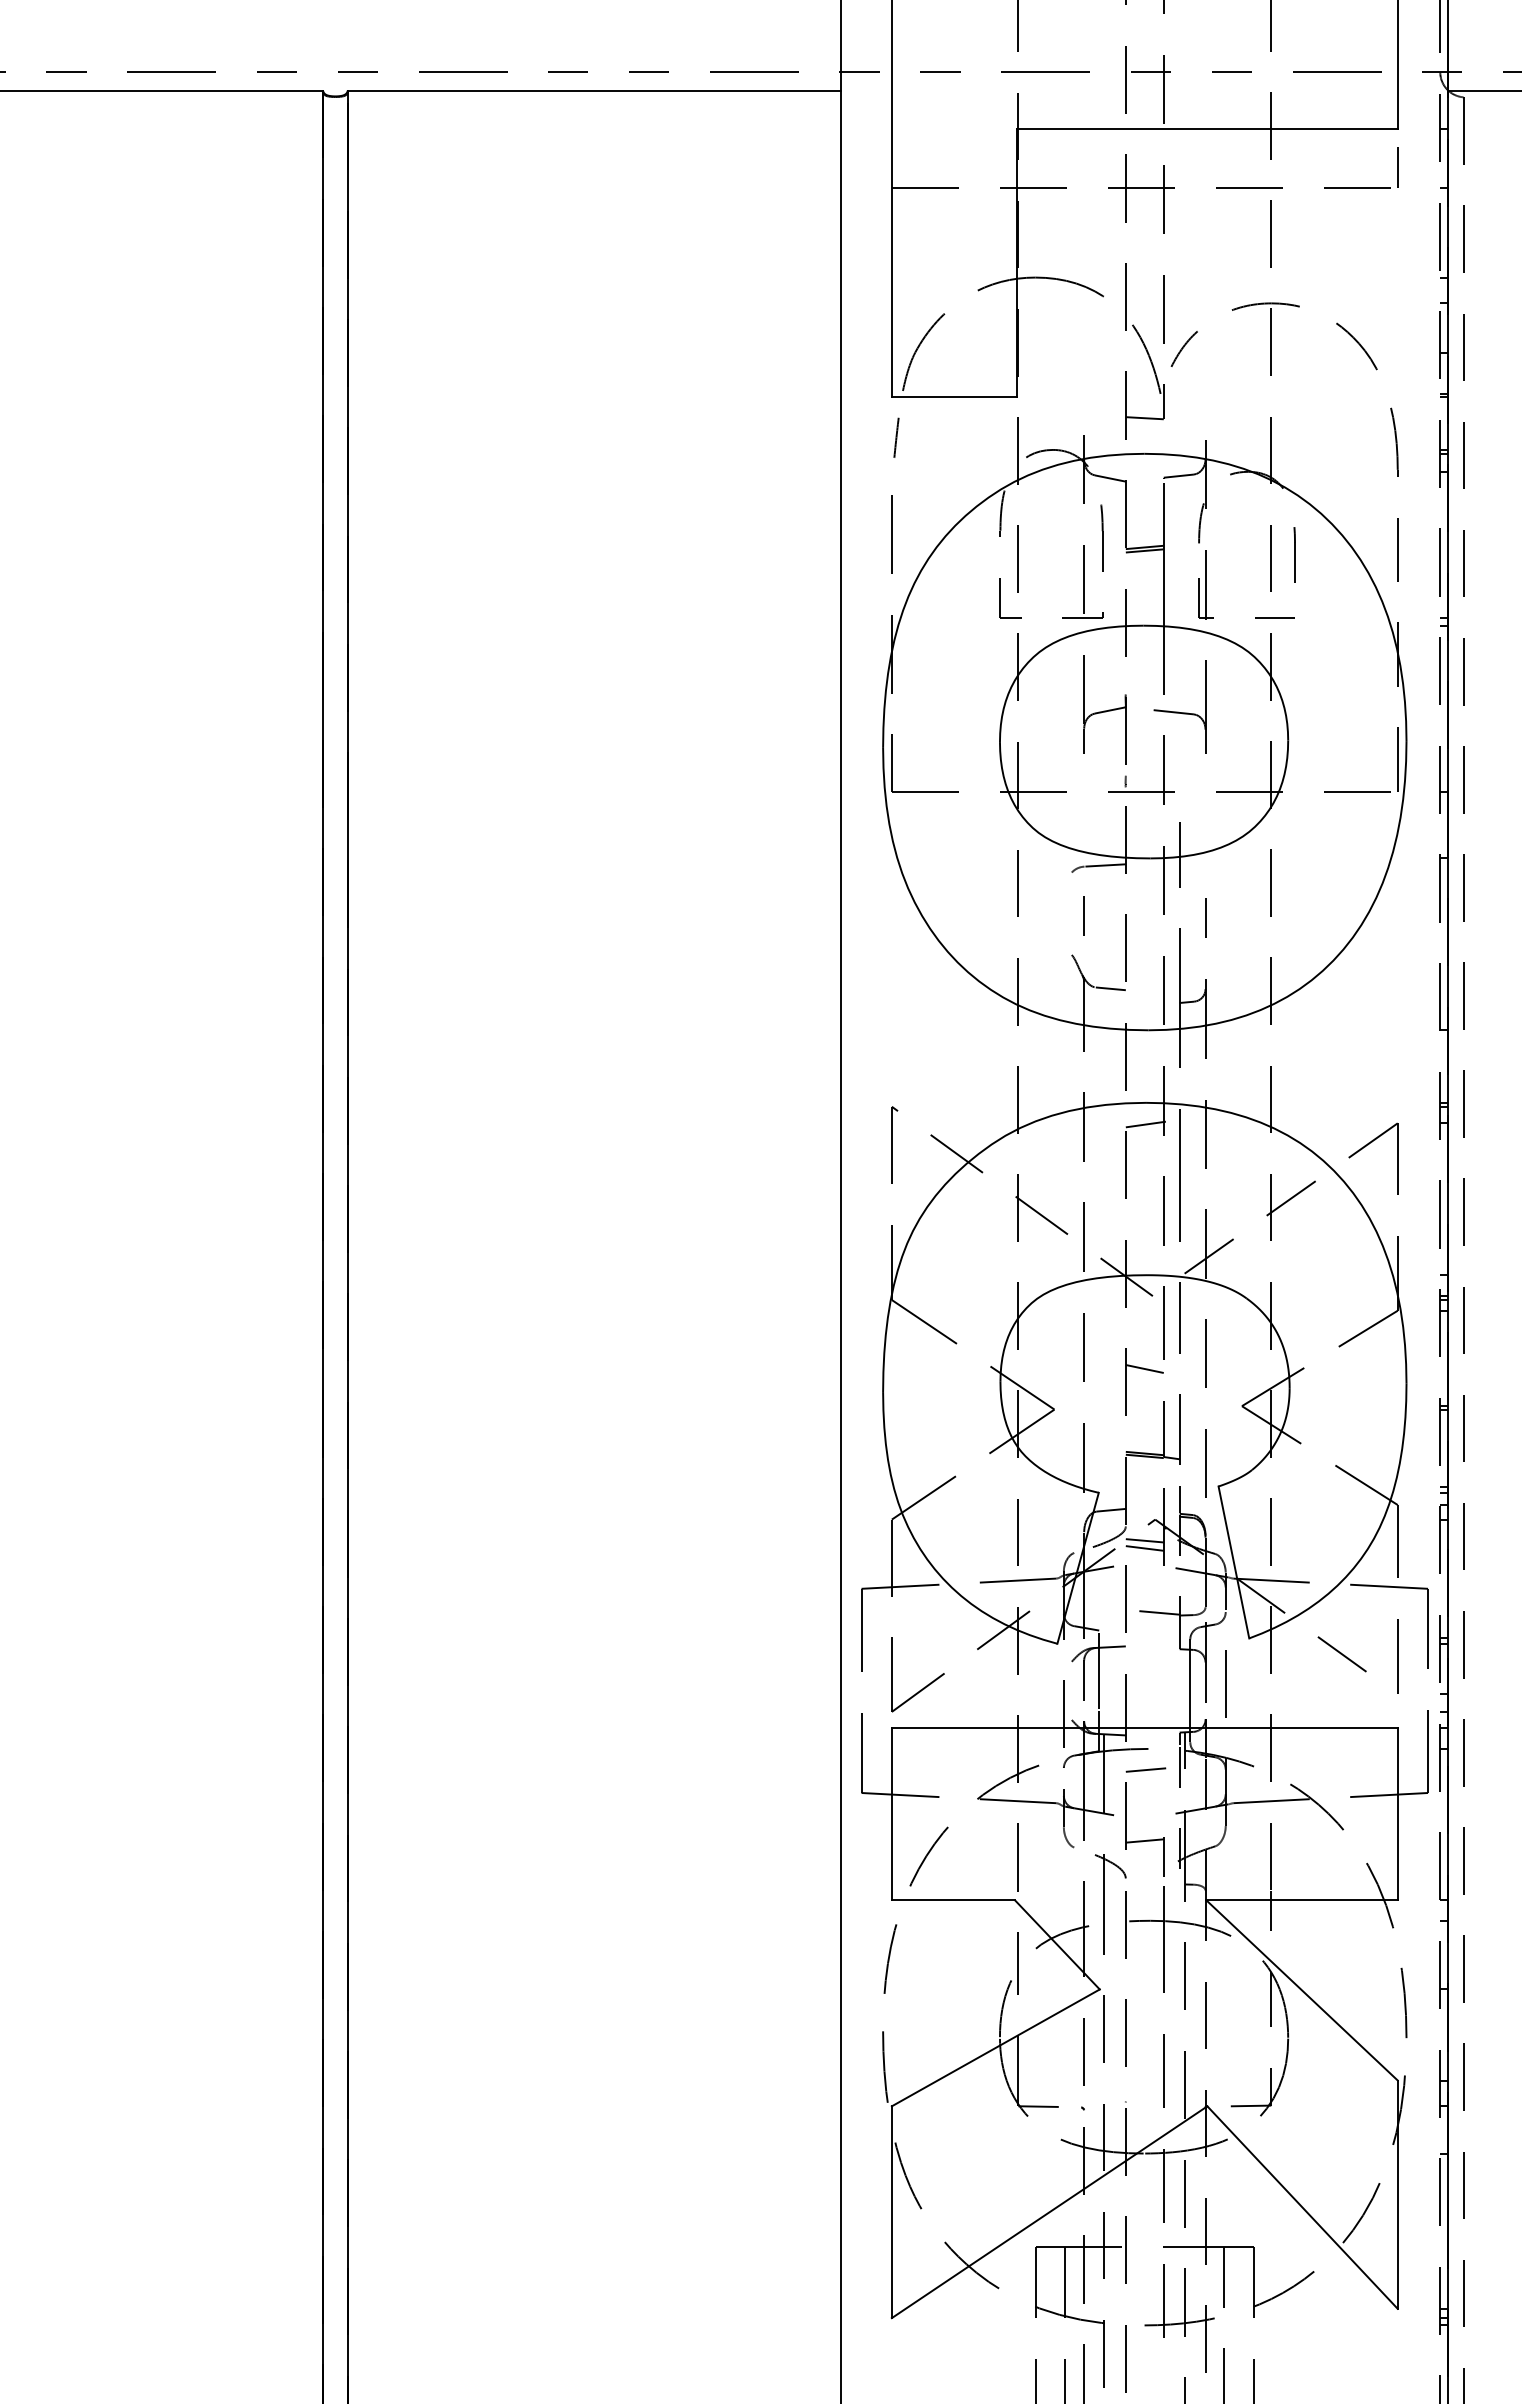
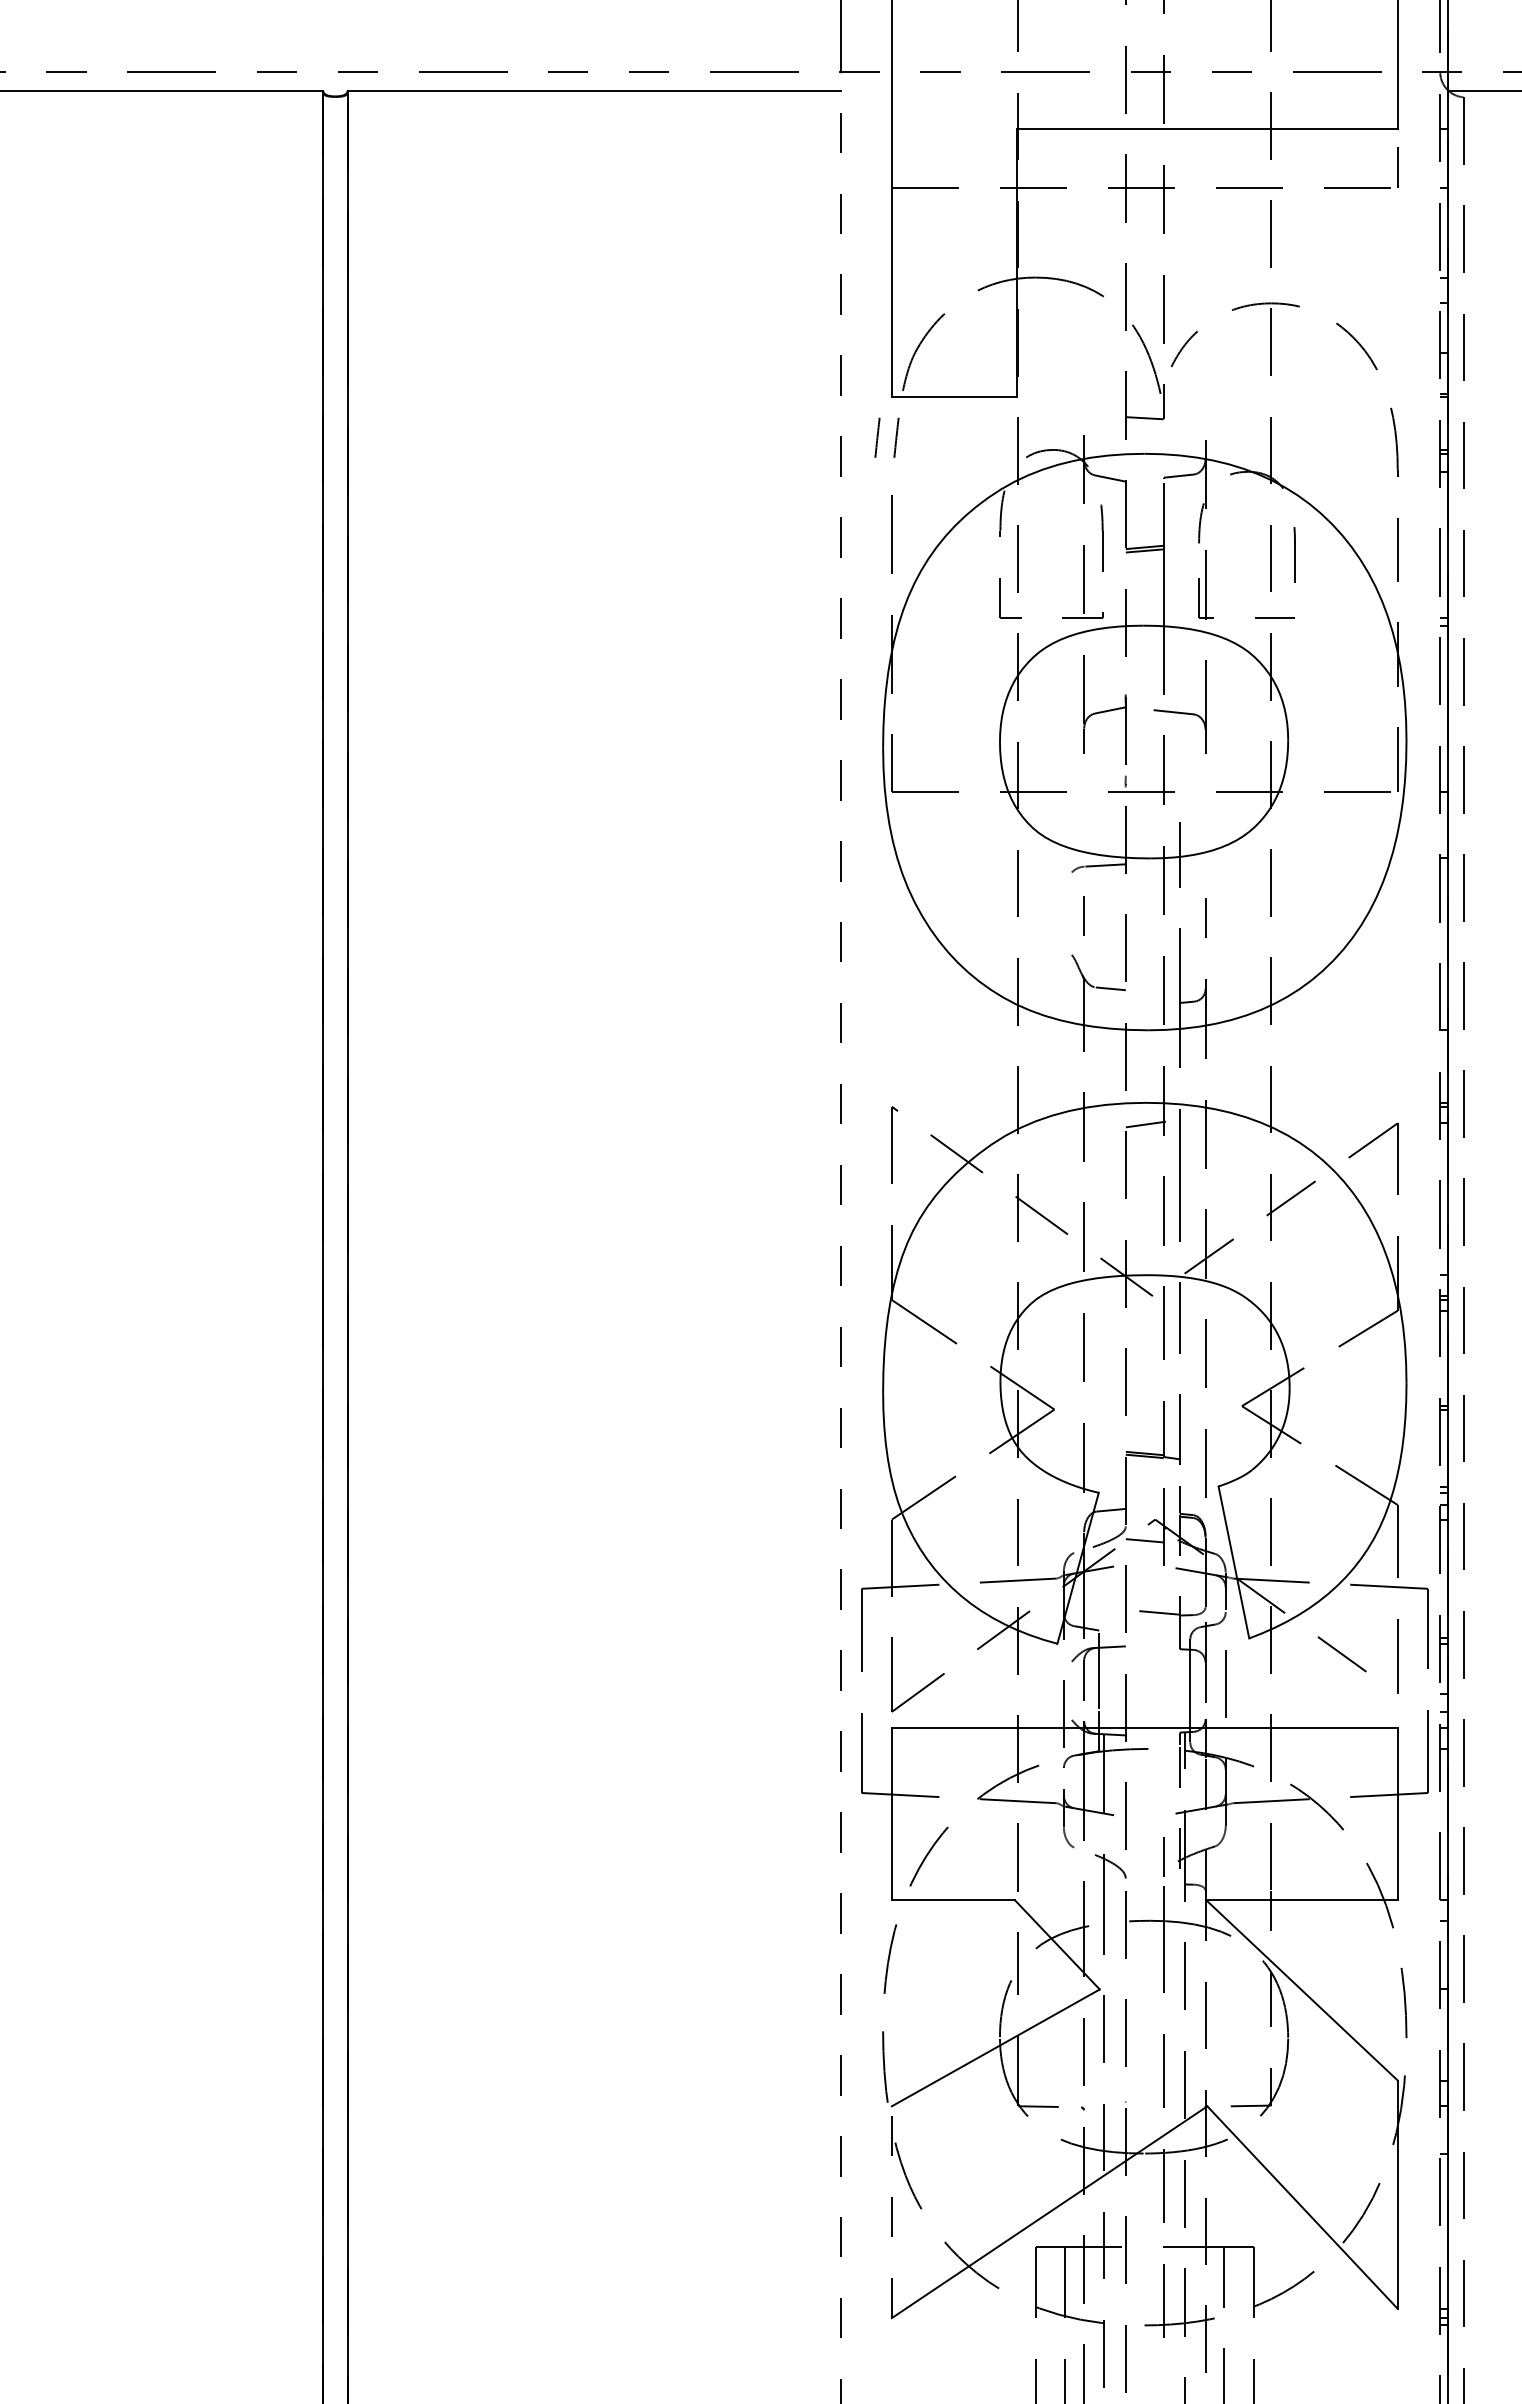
line: none -> present (877, 437)
line: solid -> dashed (841, 1237)
line: present -> none (1144, 1369)
line: present -> none (1144, 1548)
line: present -> none (1145, 1769)
line: present -> none (1144, 1840)
line: solid -> dashed (891, 2212)
